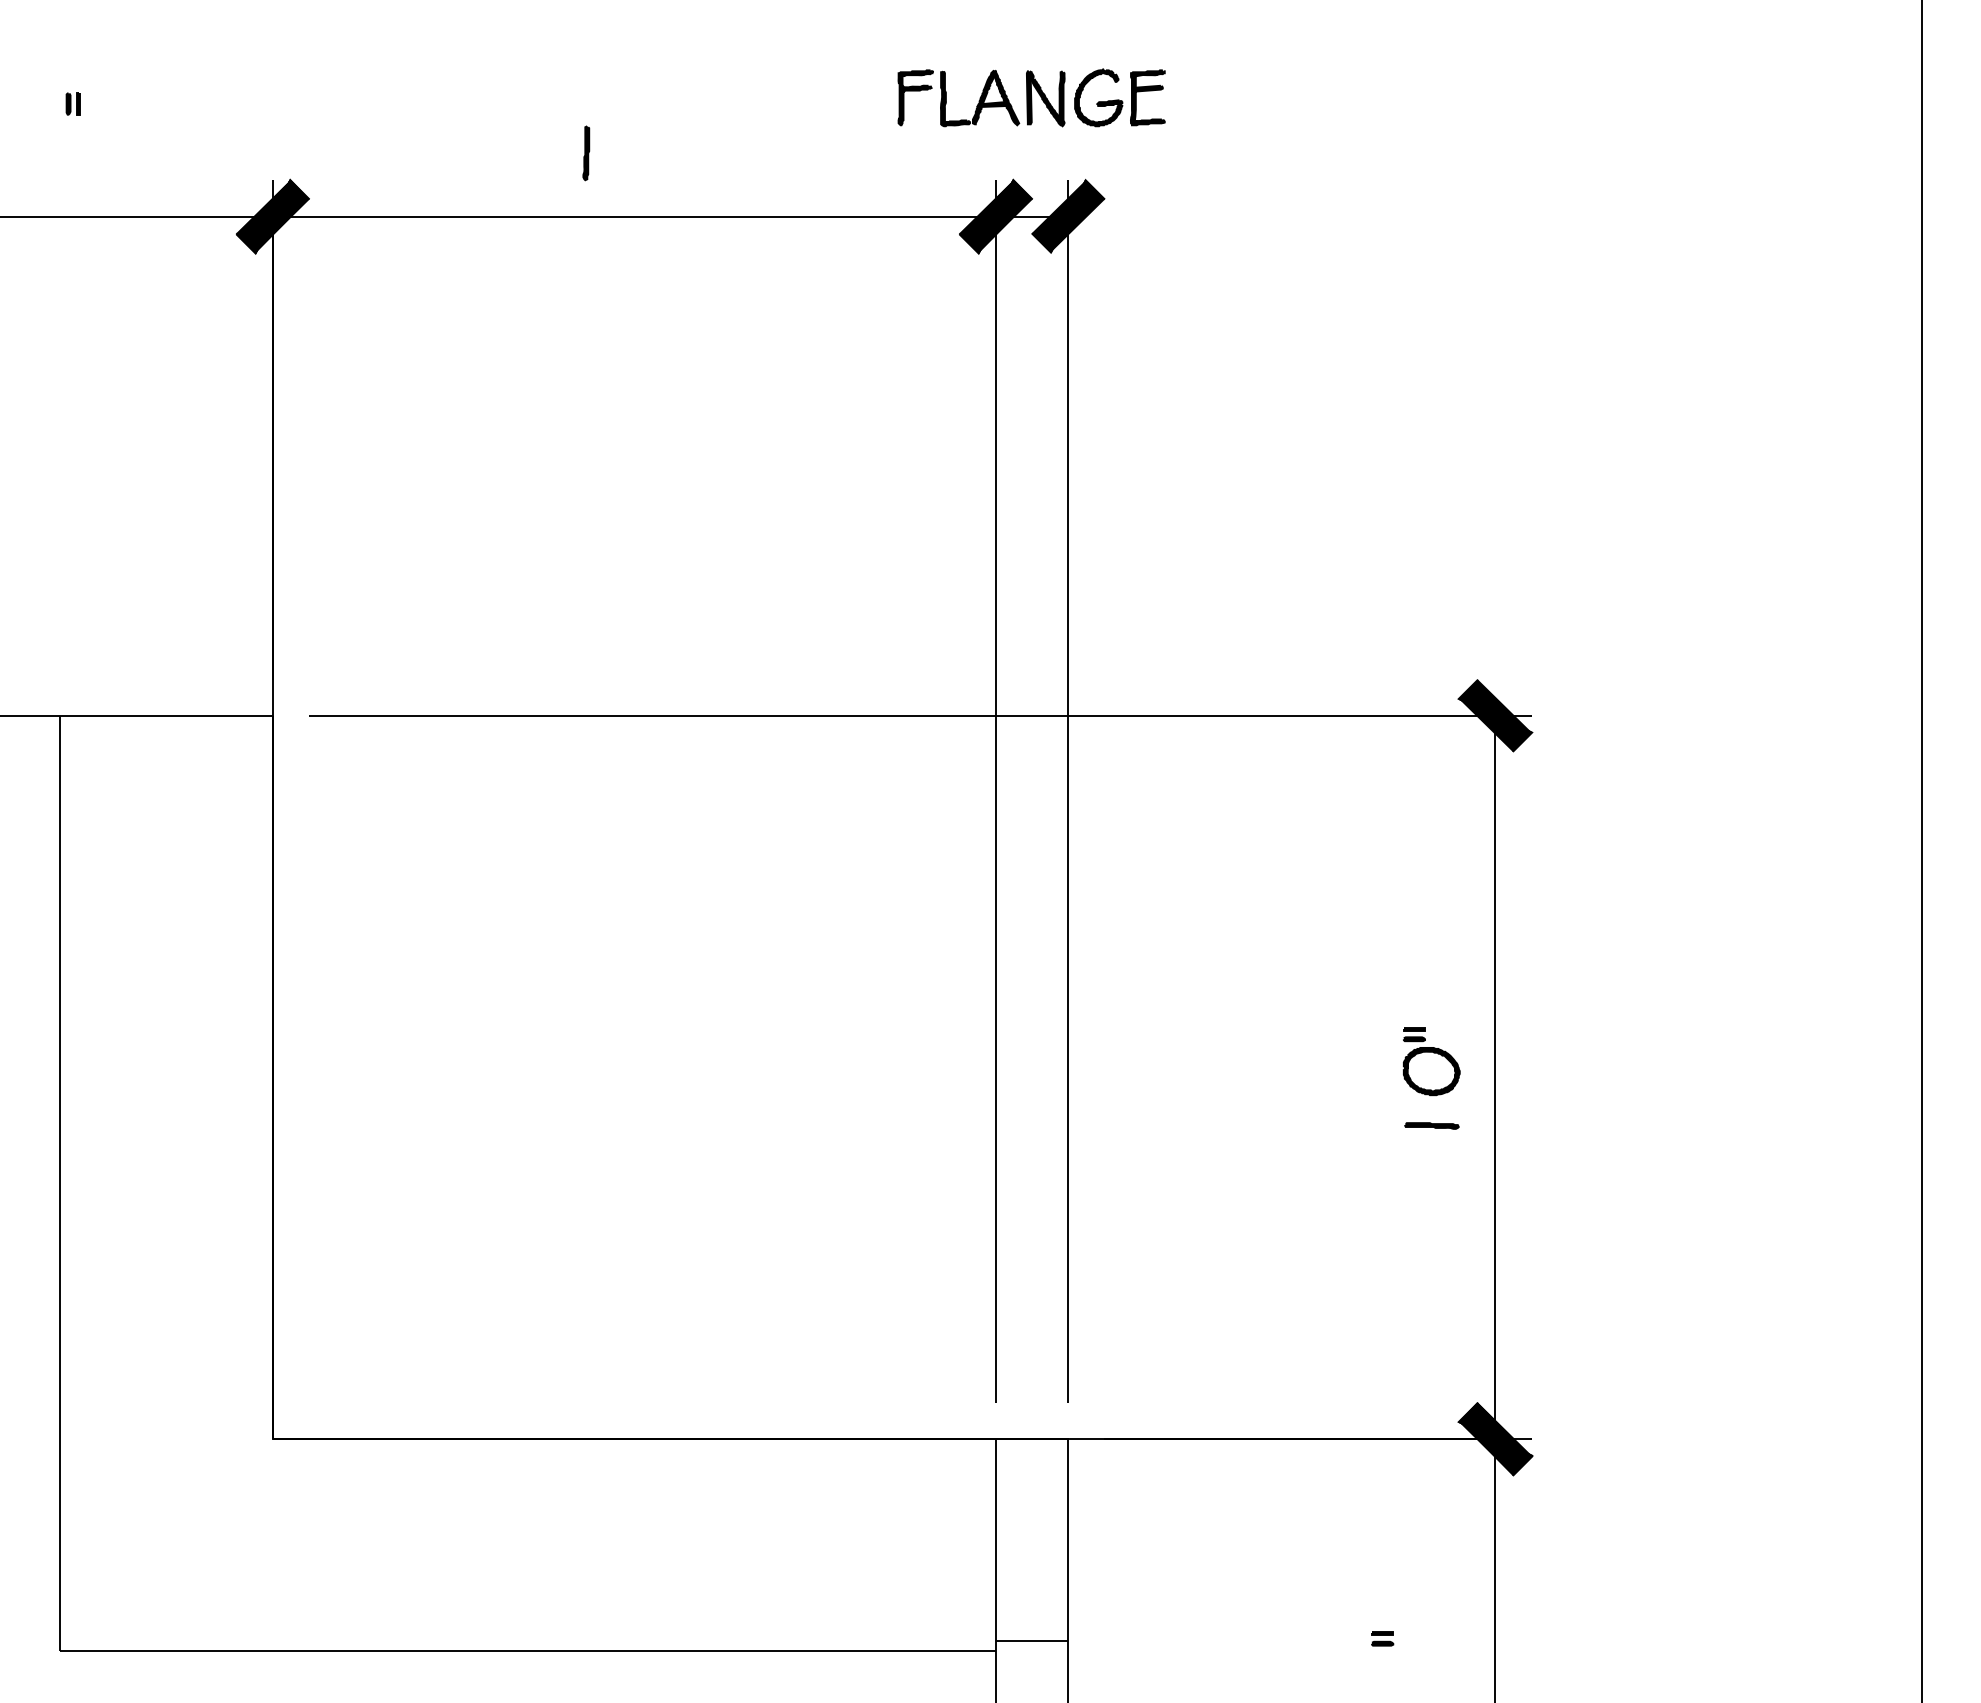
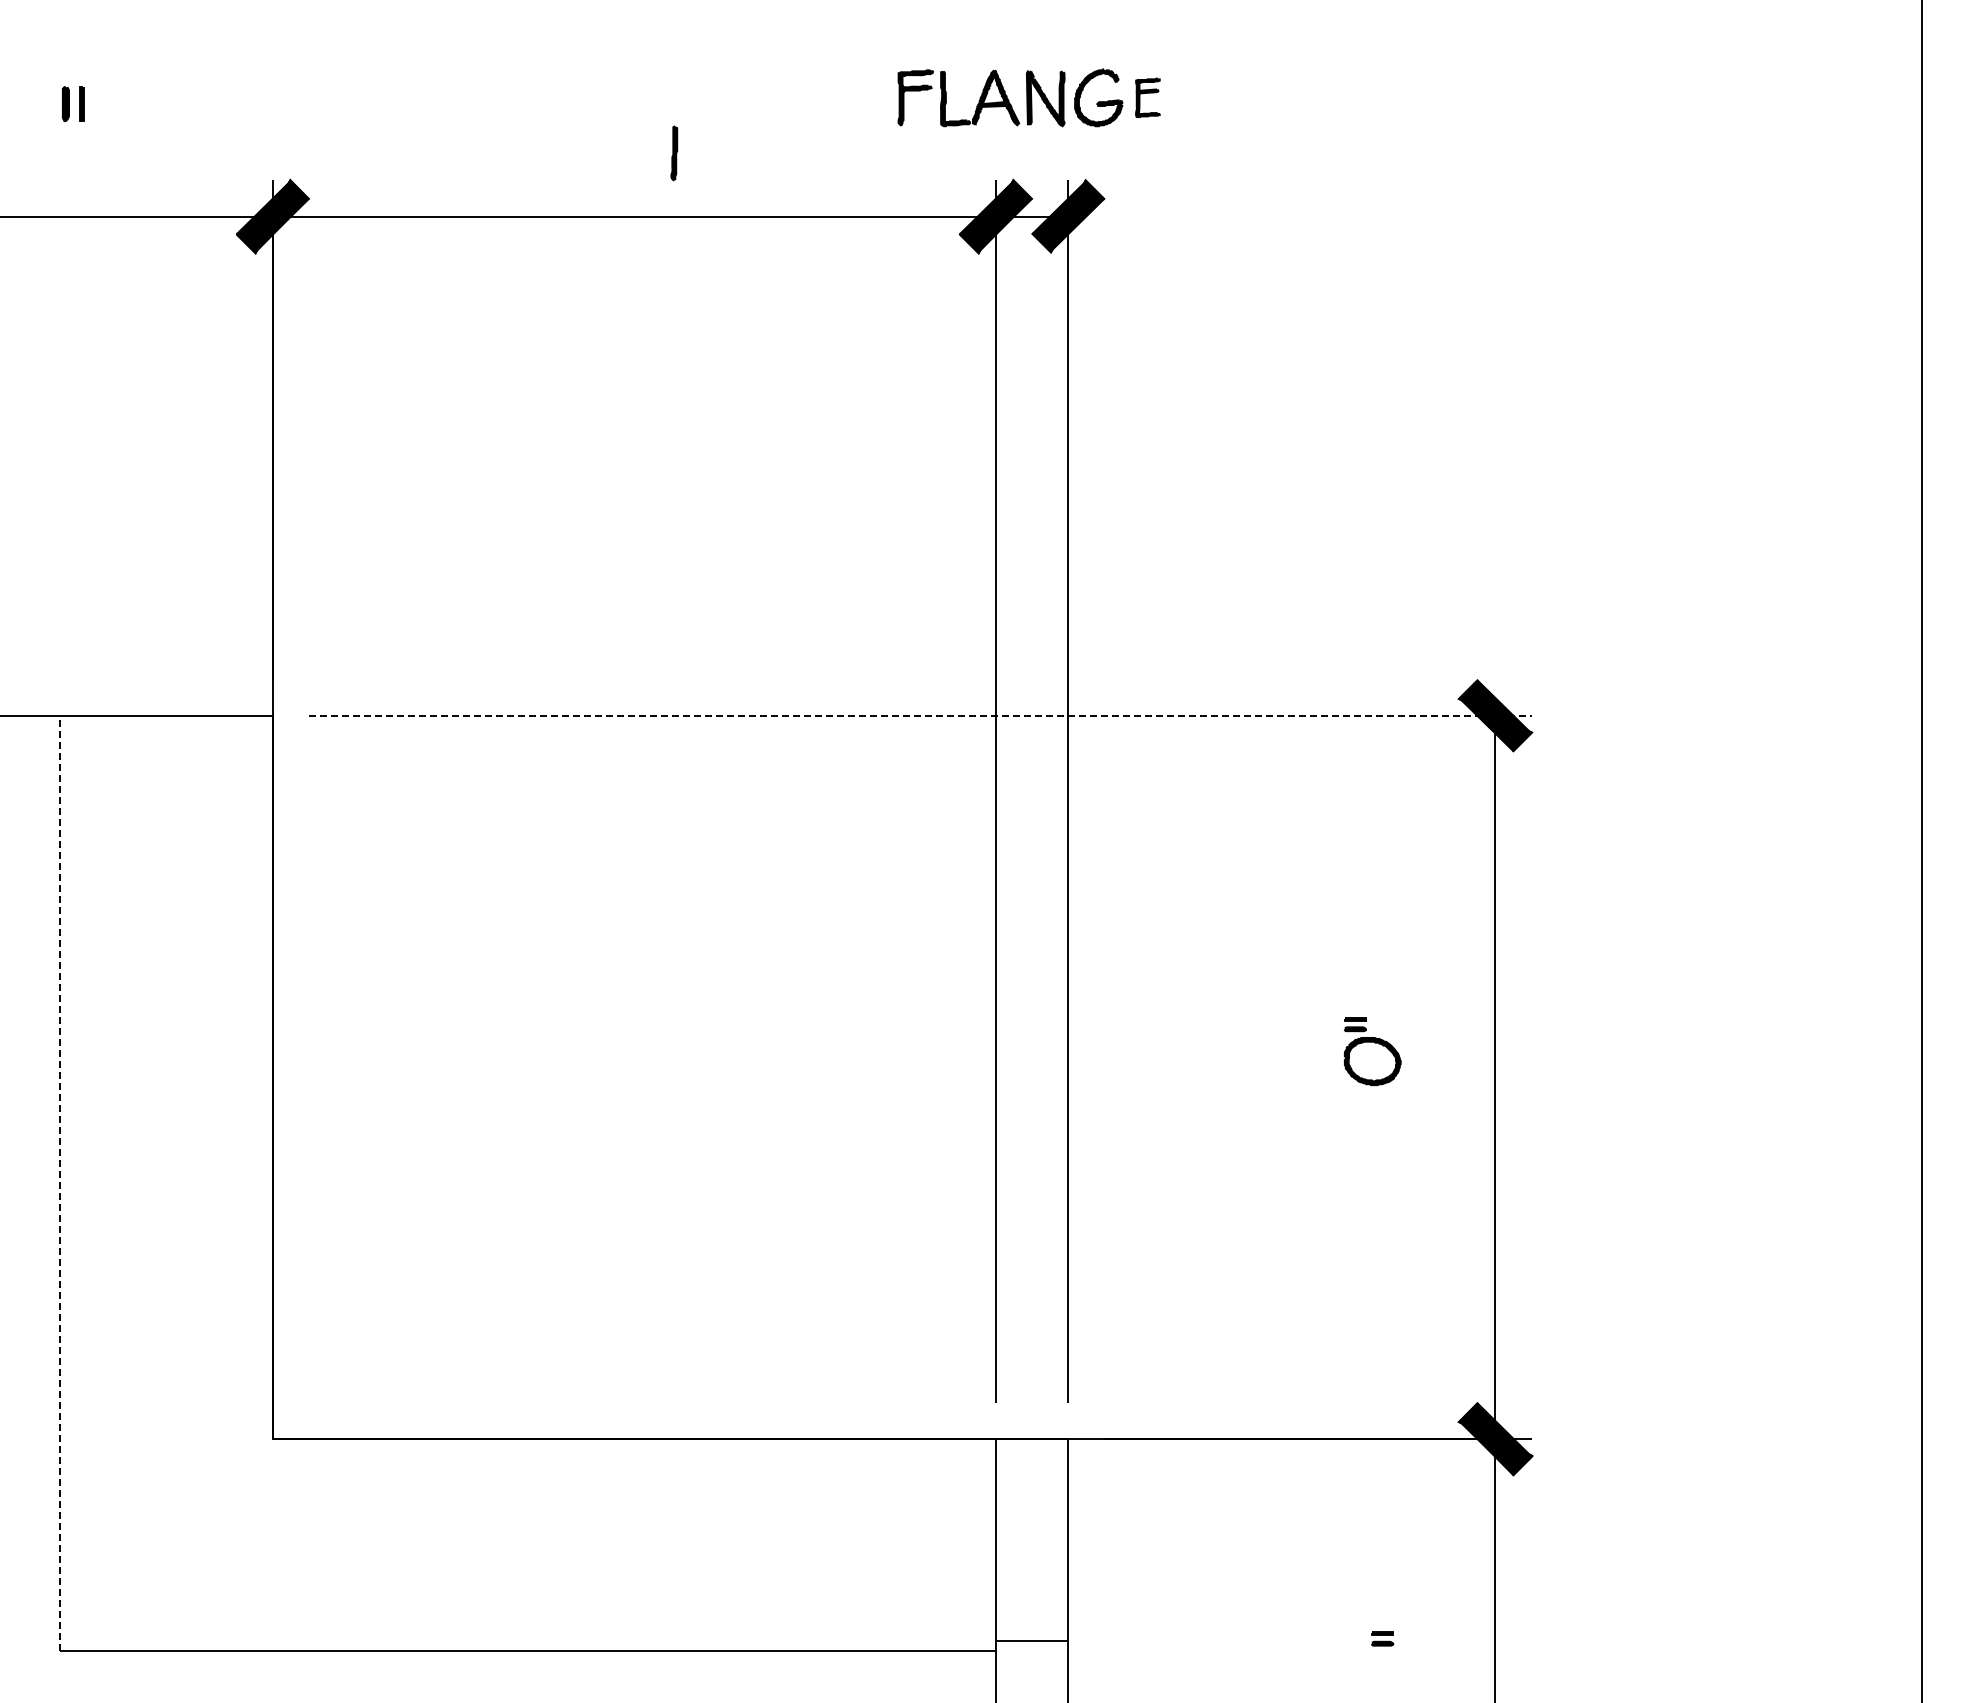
part size: 36x58 px -> 26x41 px (1147, 97)
part size: 16x24 px -> 23x36 px (73, 103)
part position: (586, 153) -> (674, 153) (674, 153)
line: solid -> dashed (920, 716)
part position: (1431, 1061) -> (1372, 1051) (1372, 1051)
part: present -> none (1431, 1125)
line: solid -> dashed (59, 1183)
